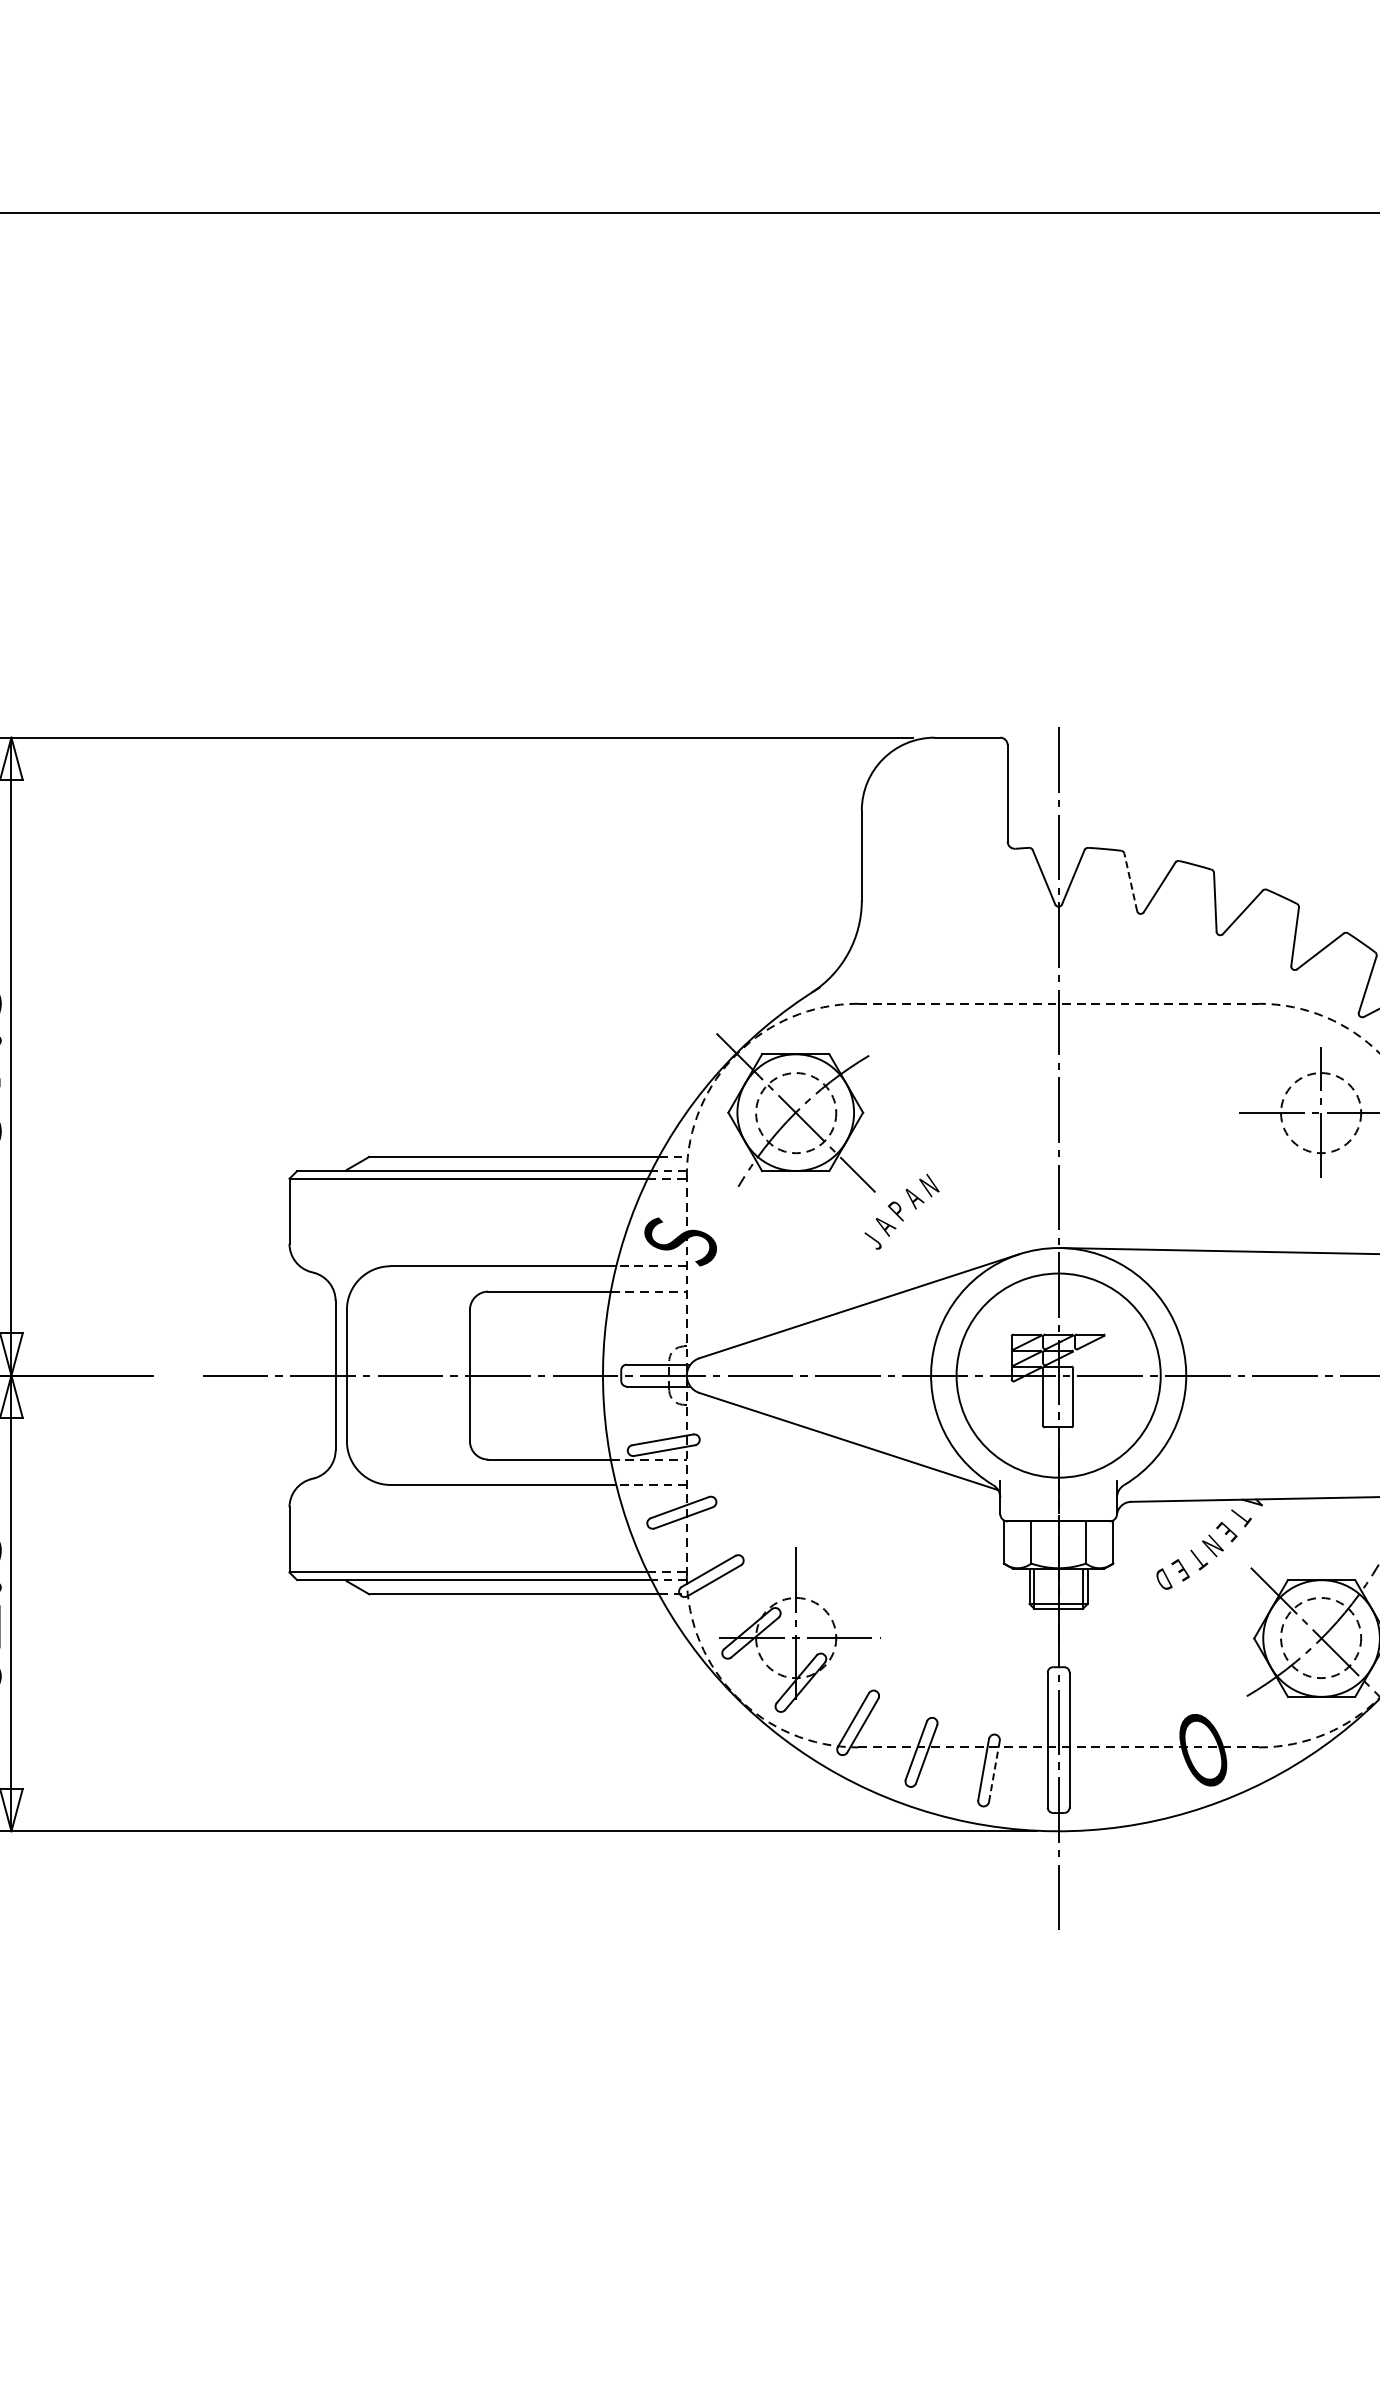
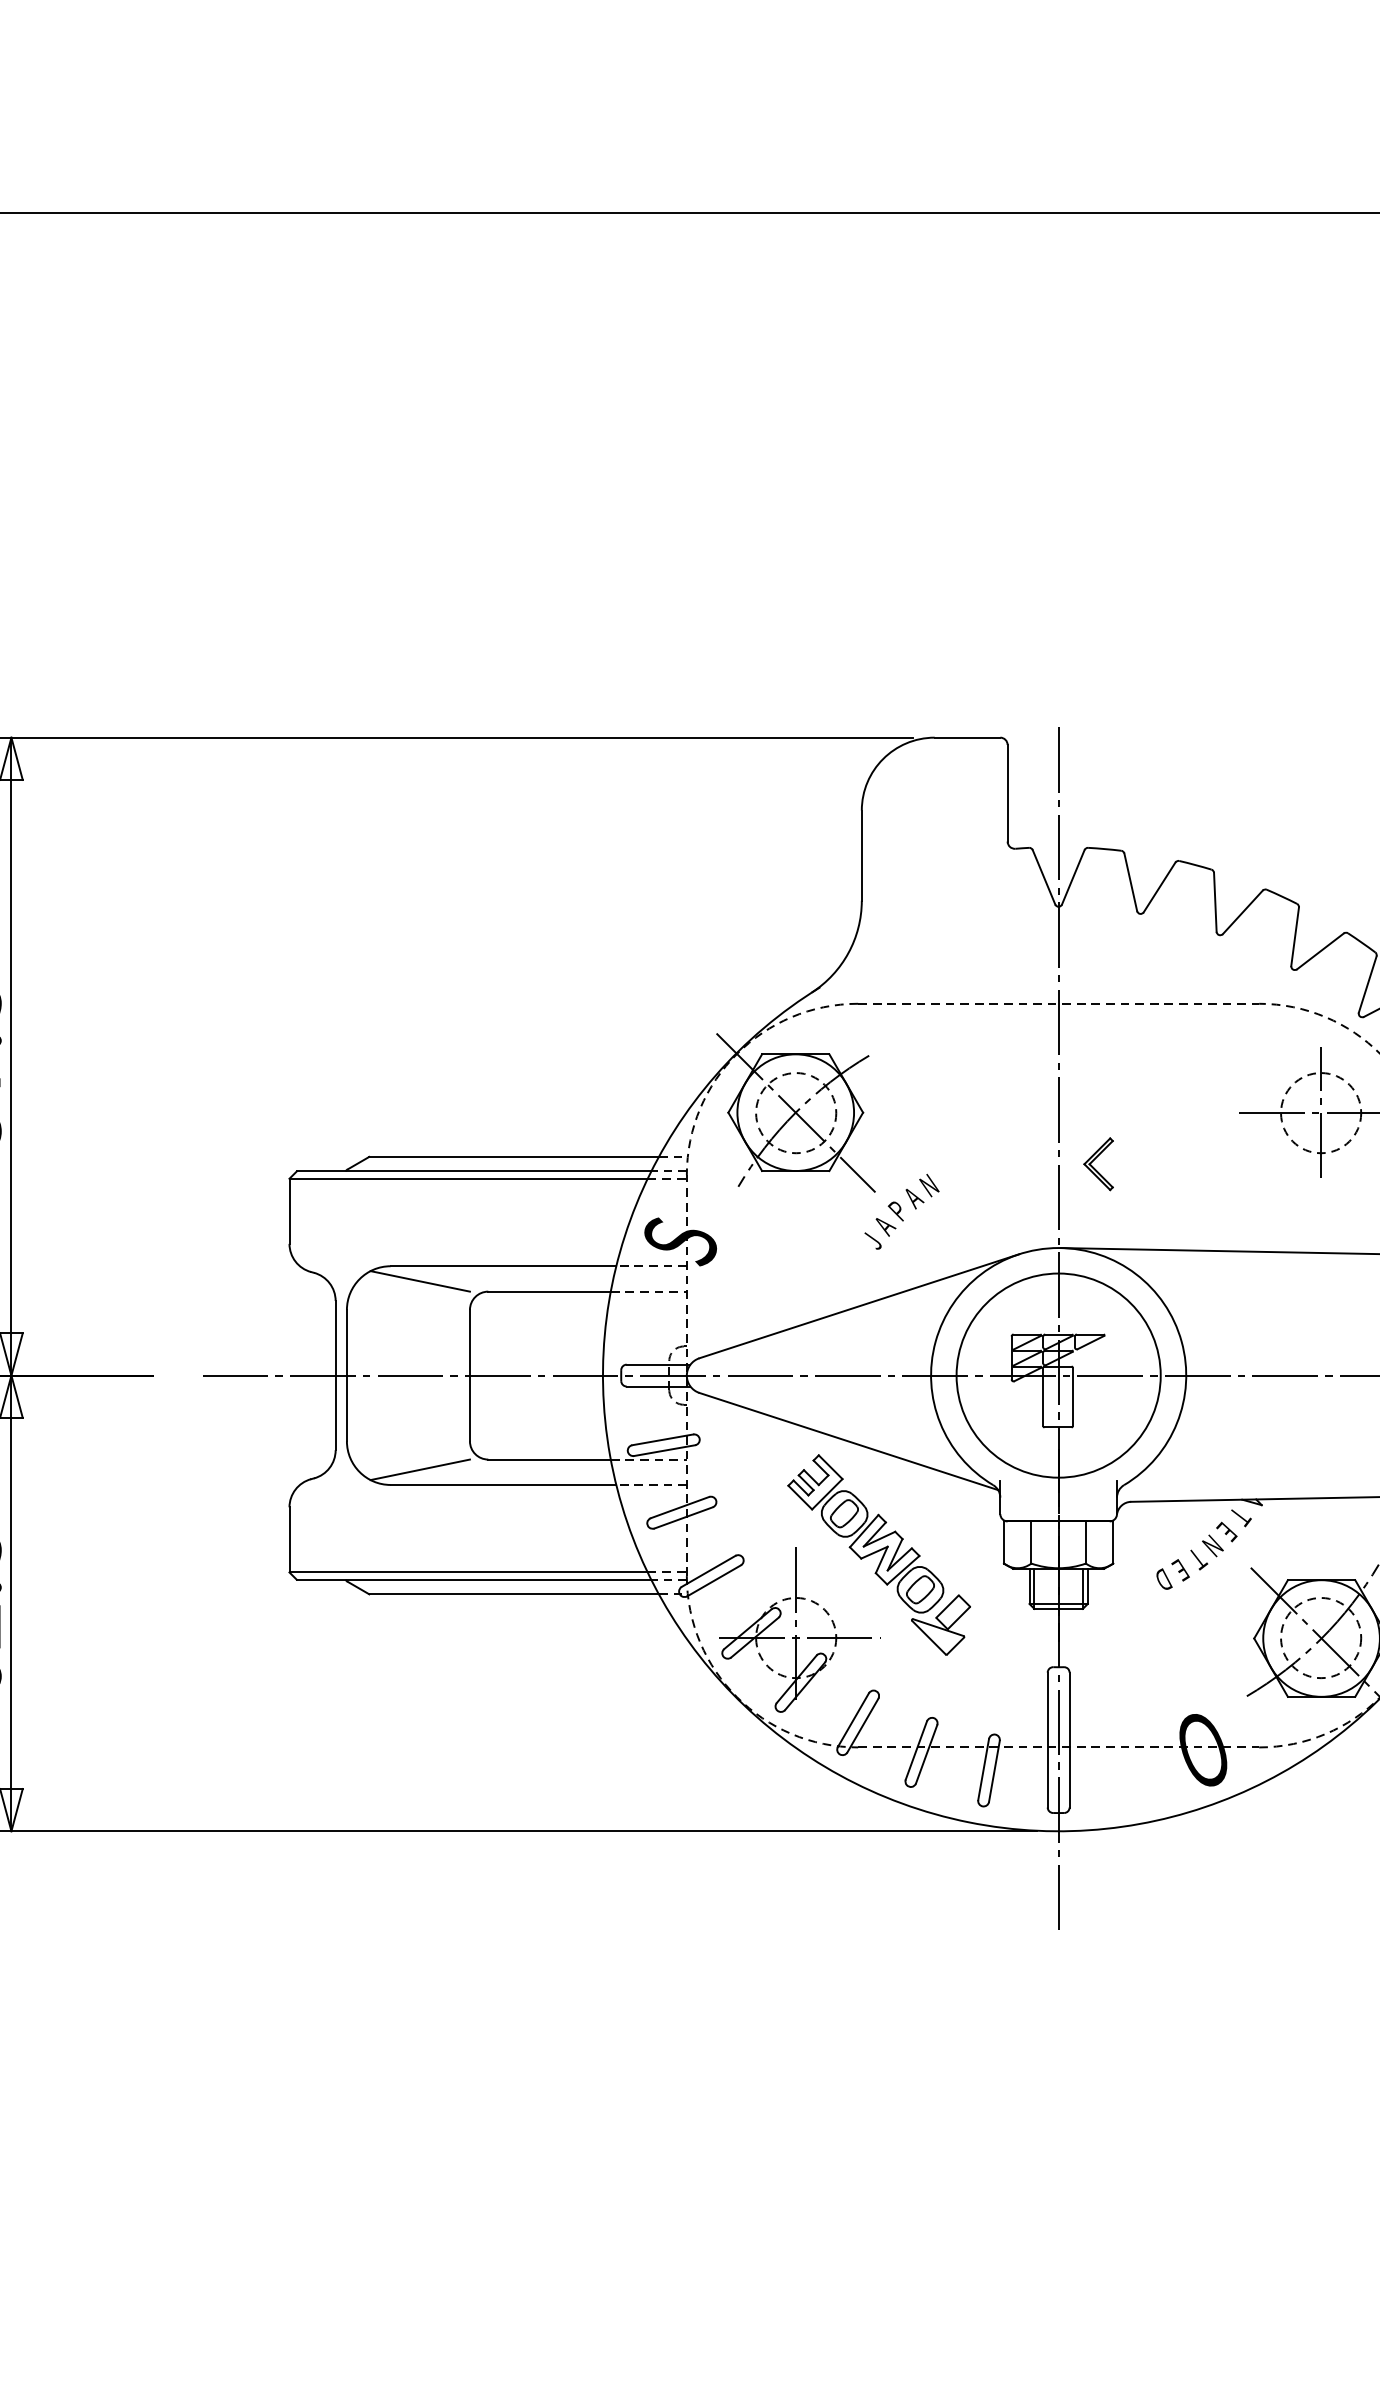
line: dashed -> solid (1130, 881)
part: none -> present (1098, 1164)
line: none -> present (419, 1281)
line: none -> present (419, 1469)
part: none -> present (878, 1554)
line: dashed -> solid (994, 1771)
